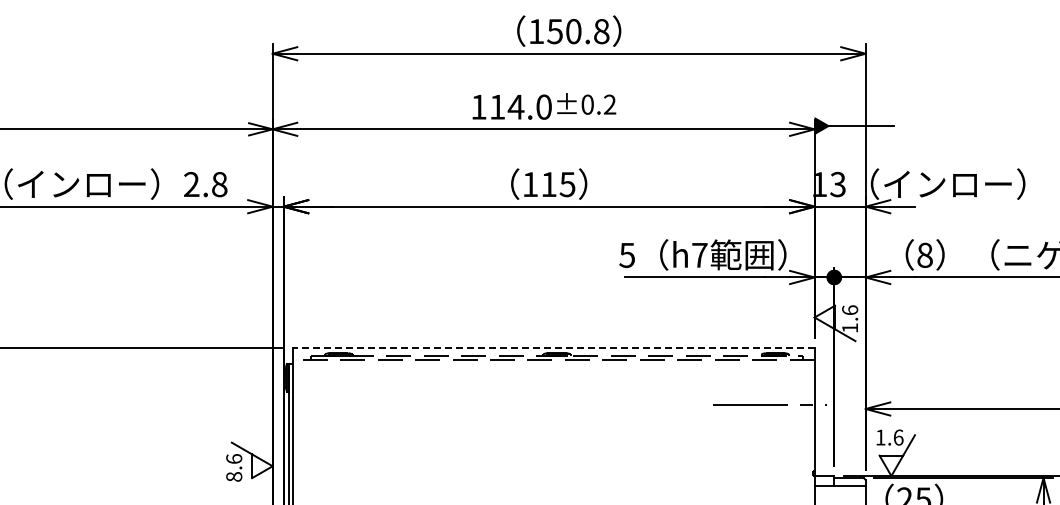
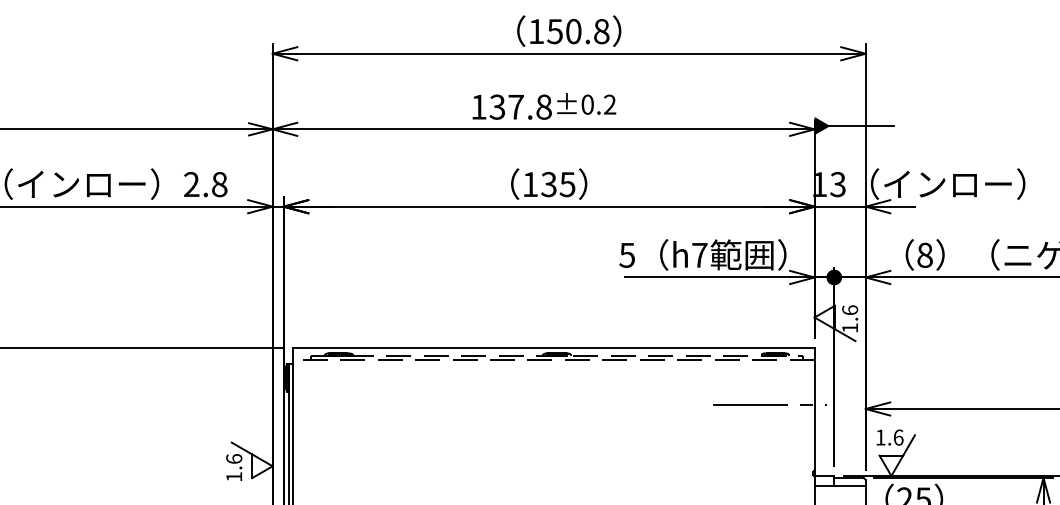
text: 114.0 -> 137.8 (520, 106)
text: 115 -> 135 (548, 184)
line: dashed -> solid (553, 348)
text: 8.6 -> 1.6 (234, 476)
